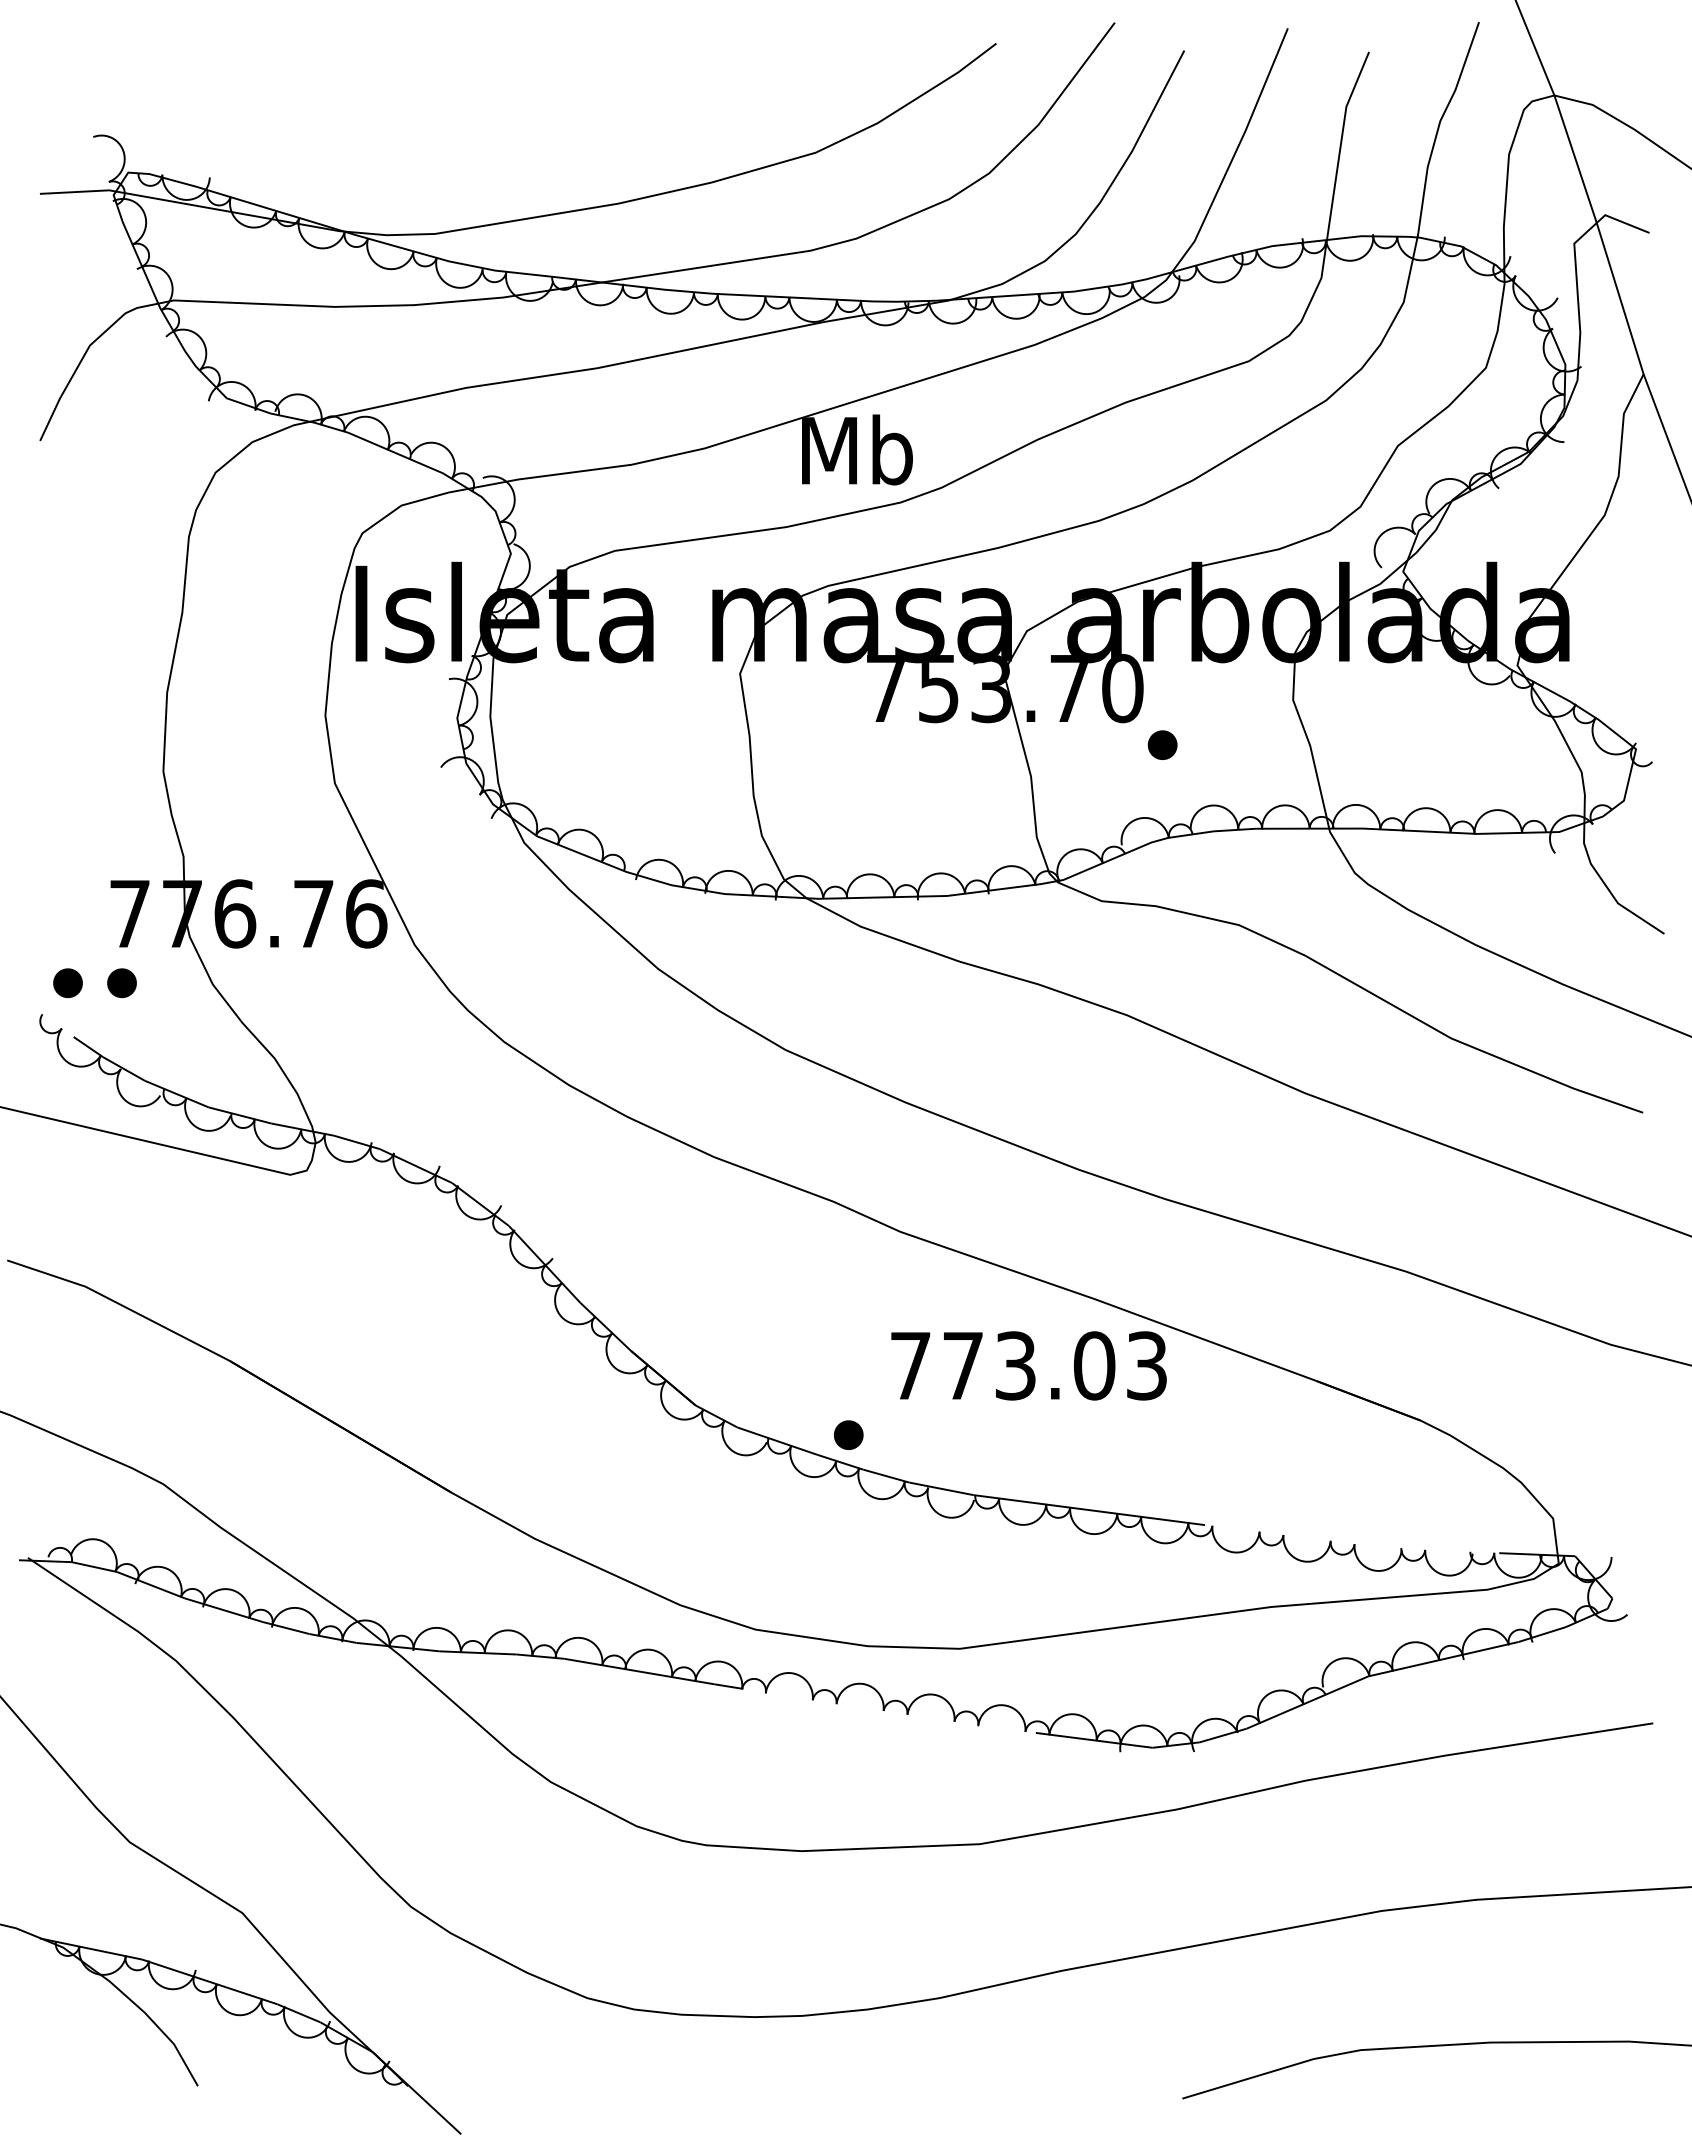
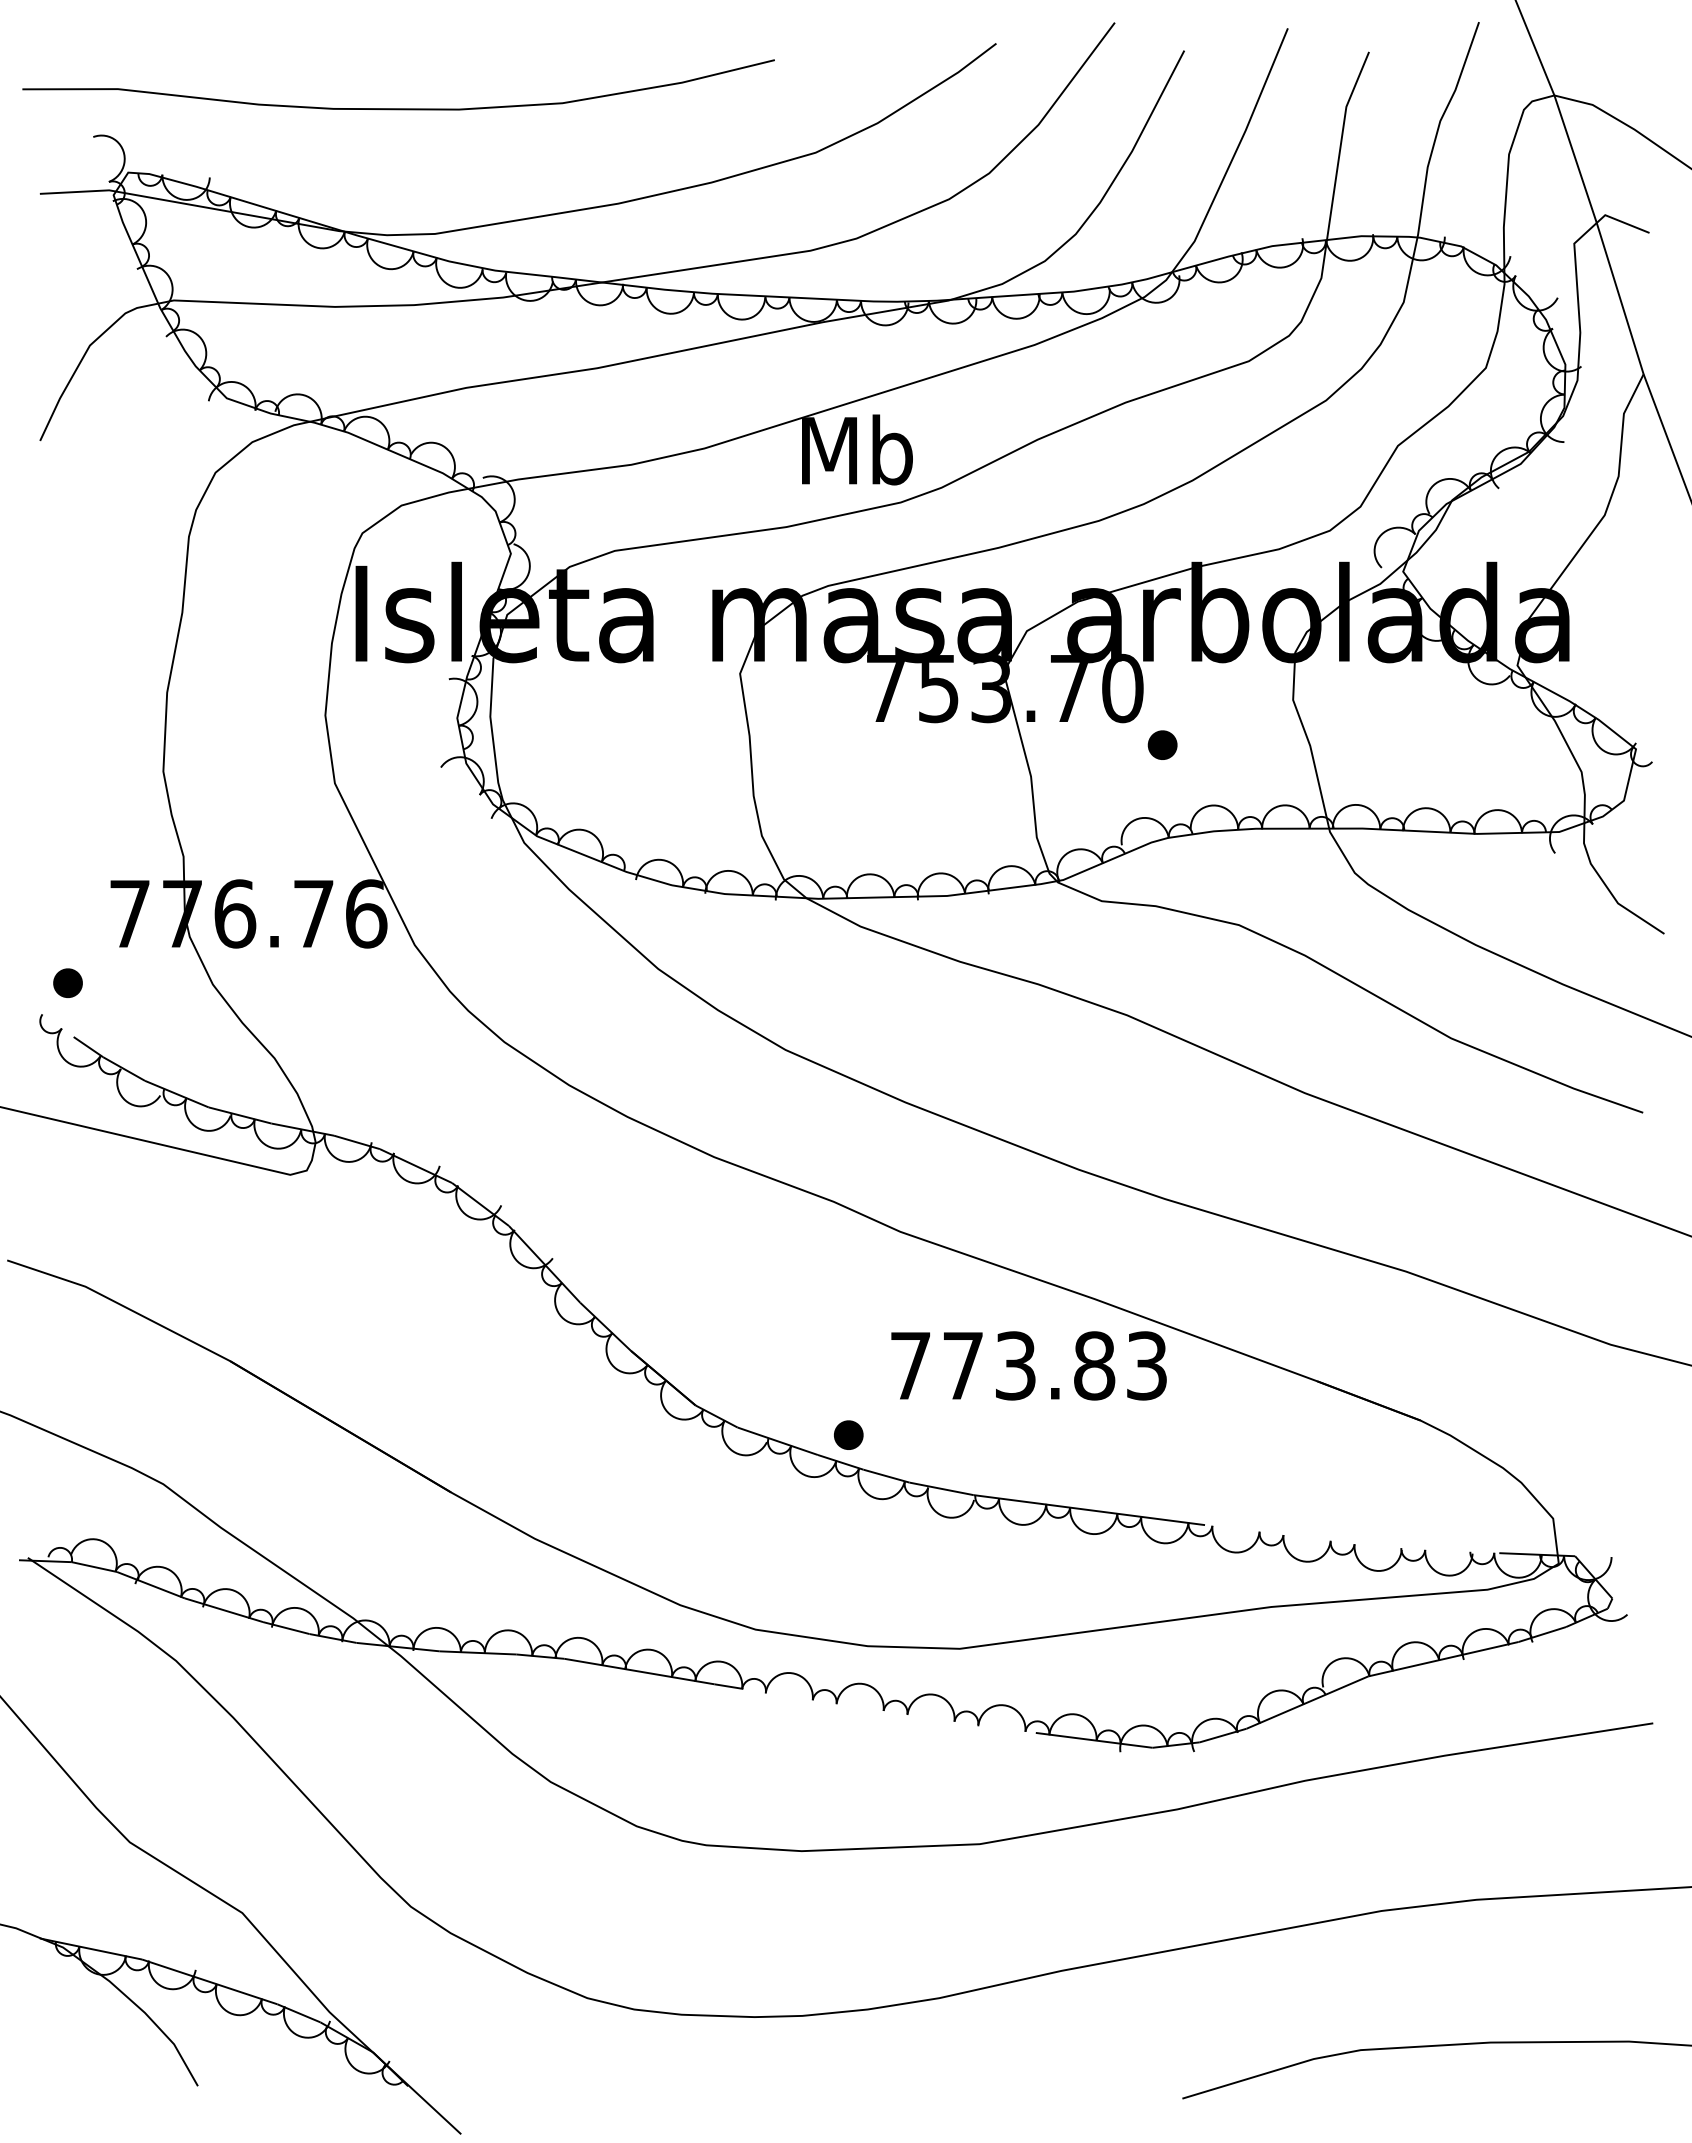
curve: none -> present (398, 108)
part: present -> none (121, 982)
text: 773.03 -> 773.83 (1094, 1365)
